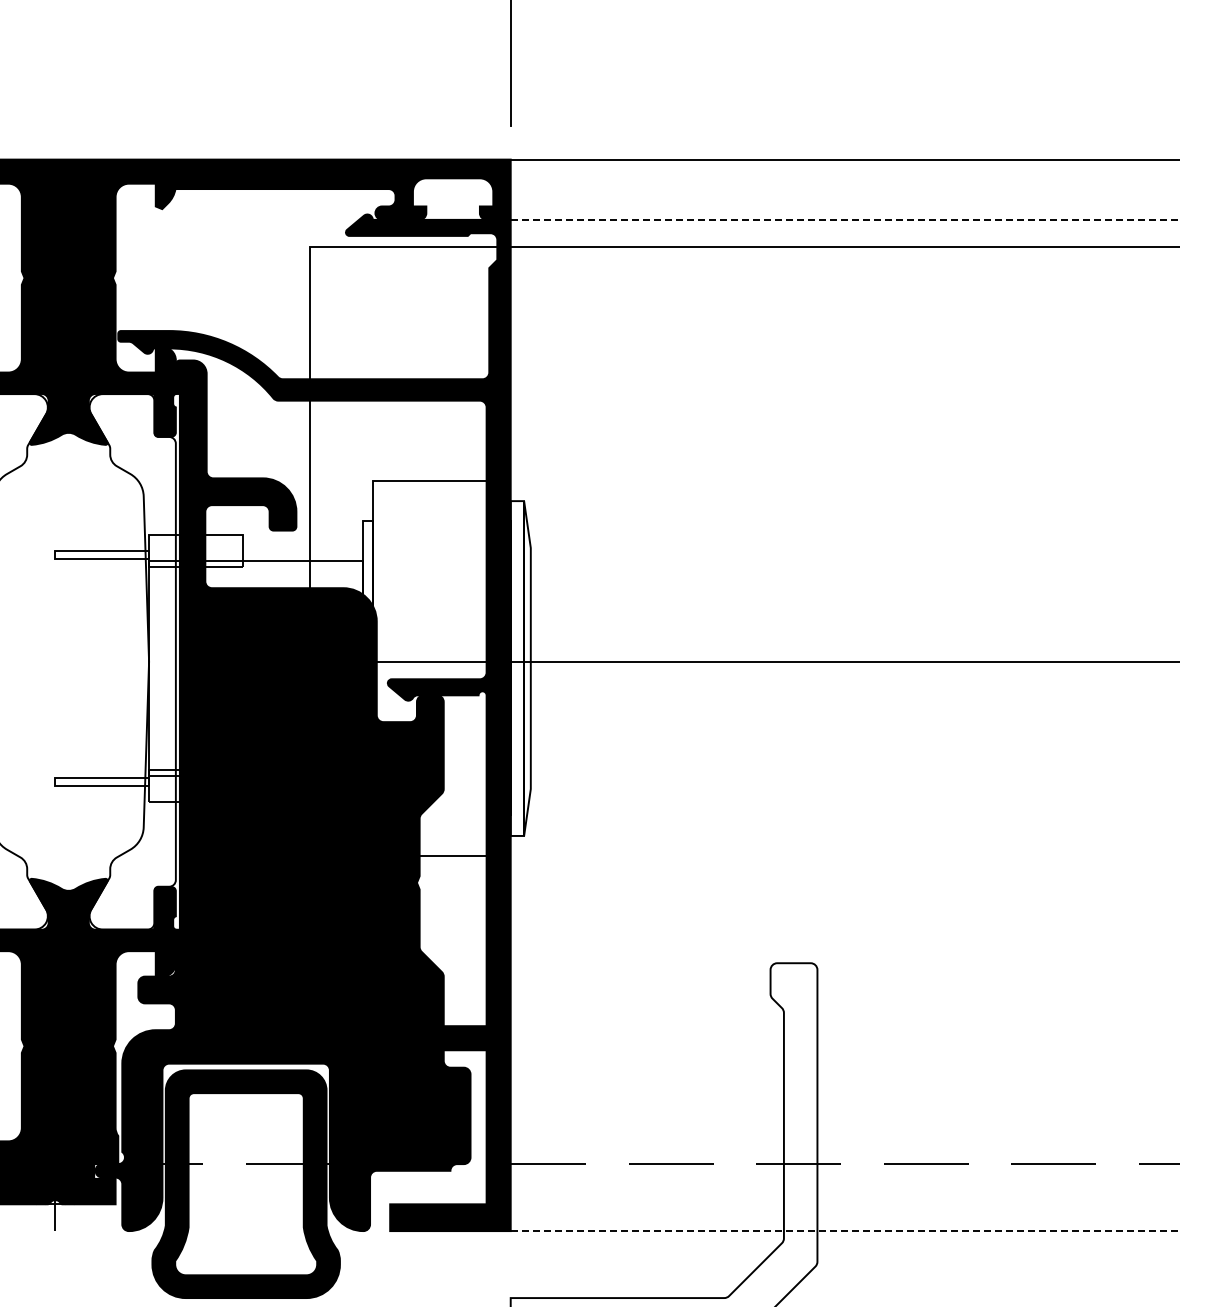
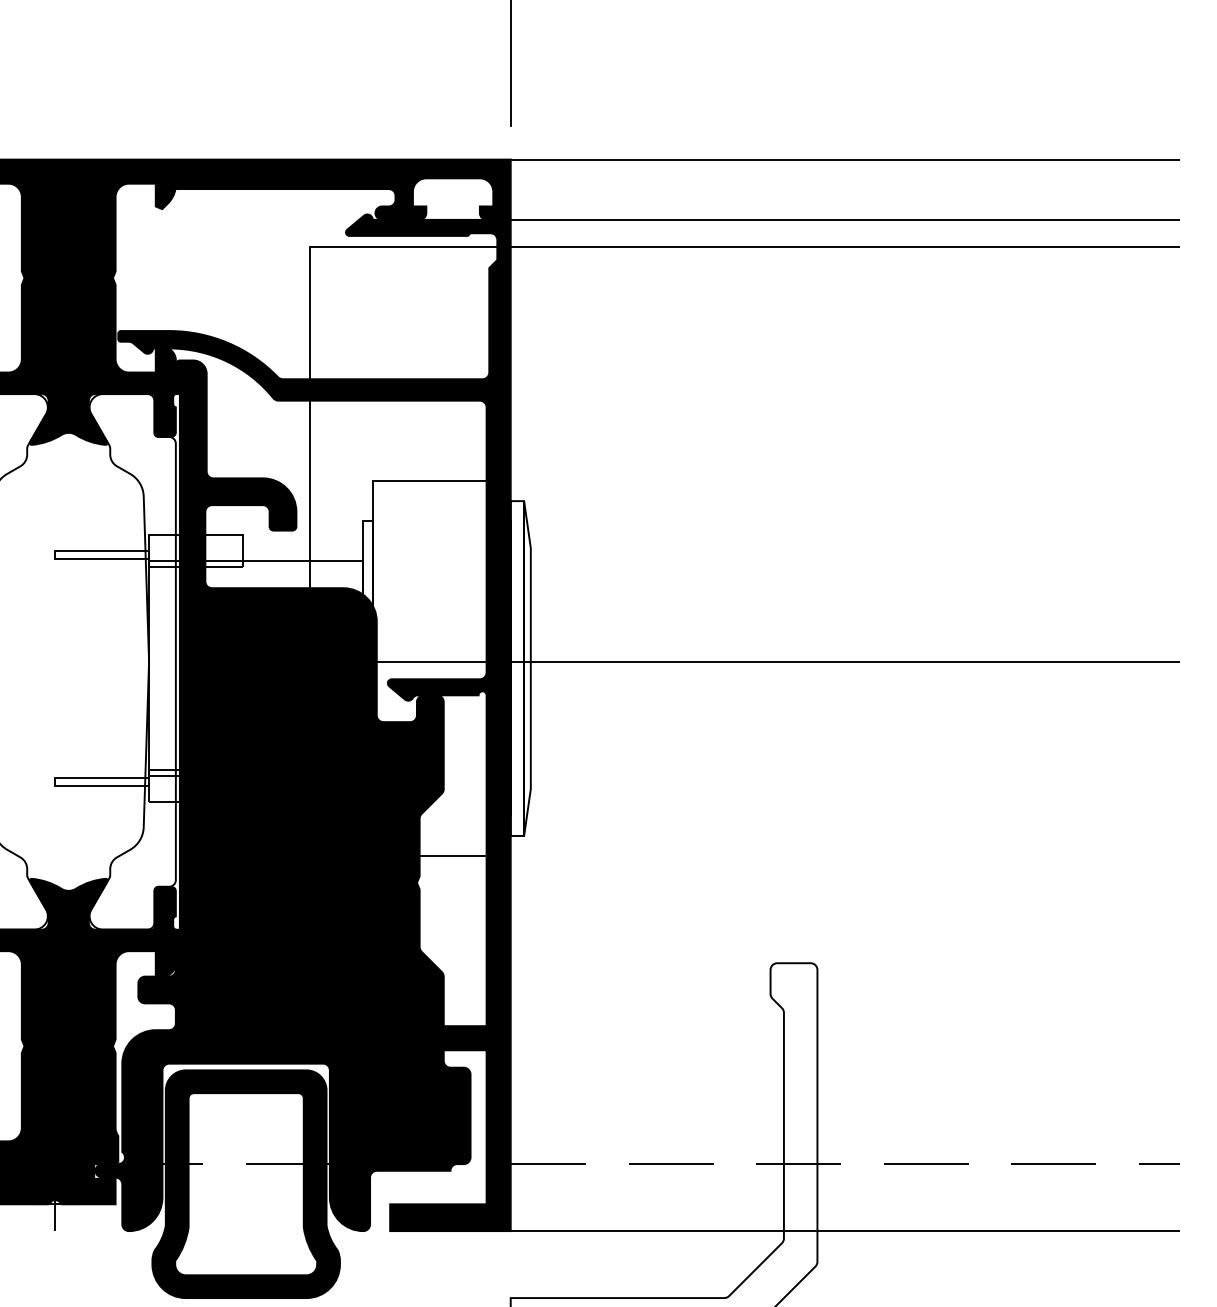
line: dashed -> solid (845, 219)
line: dashed -> solid (845, 1231)
